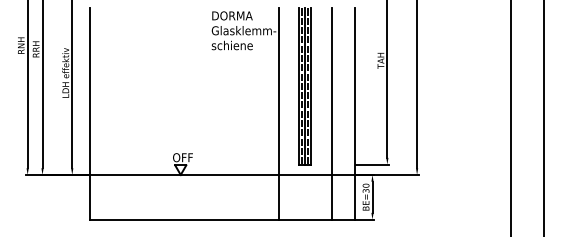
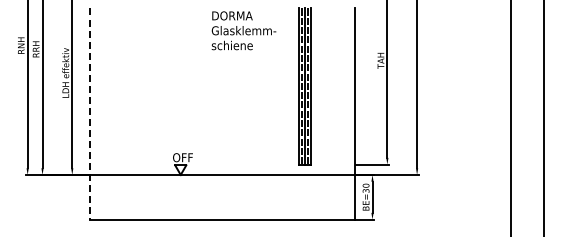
line: present -> none (278, 113)
line: present -> none (332, 113)
line: solid -> dashed (90, 114)
